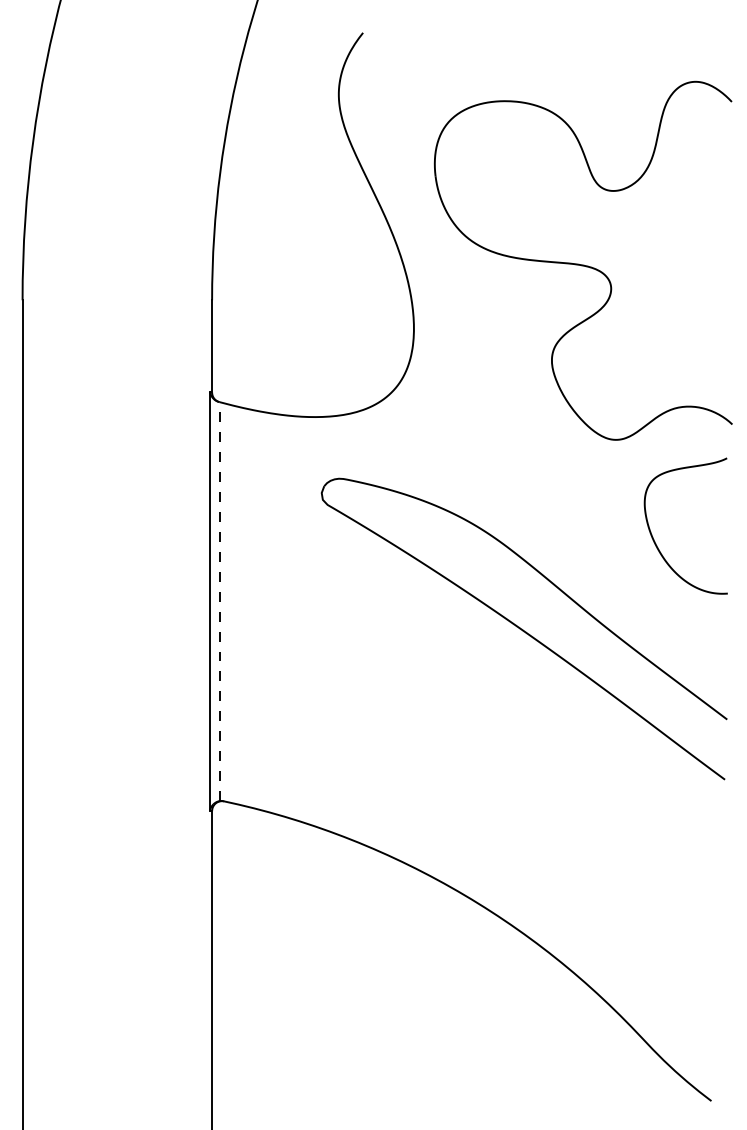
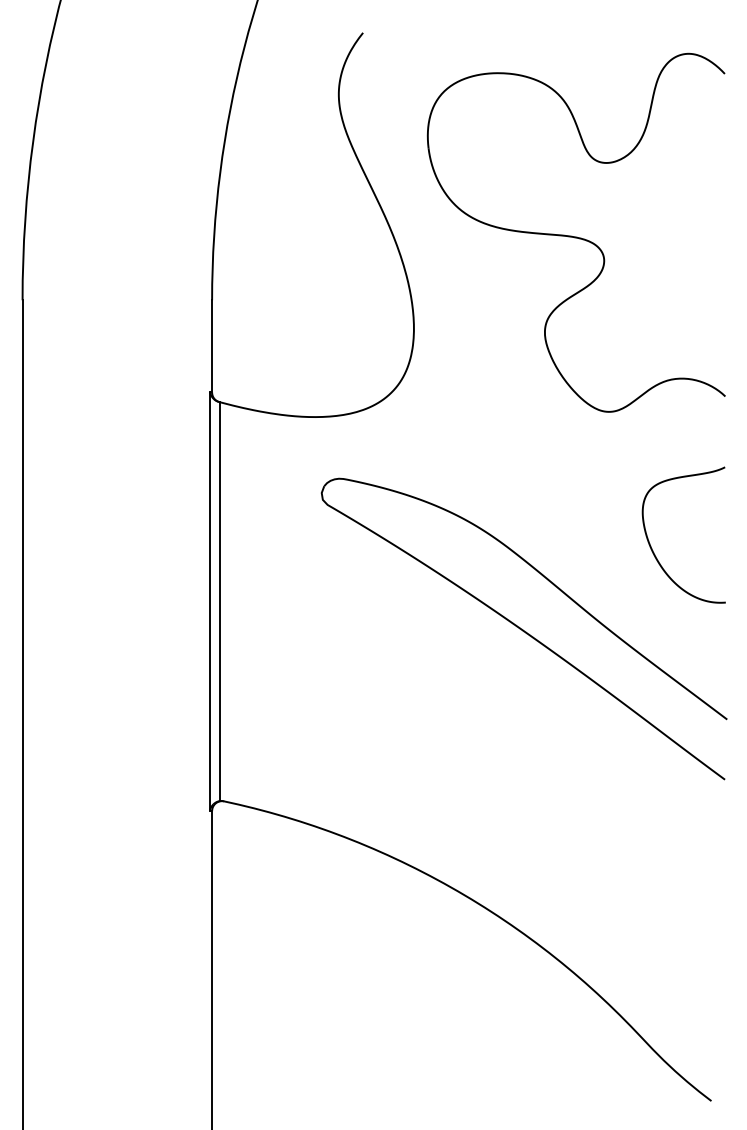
part position: (582, 260) -> (575, 232) (575, 232)
curve position: (655, 541) -> (653, 550) (653, 550)
line: dashed -> solid (219, 601)
